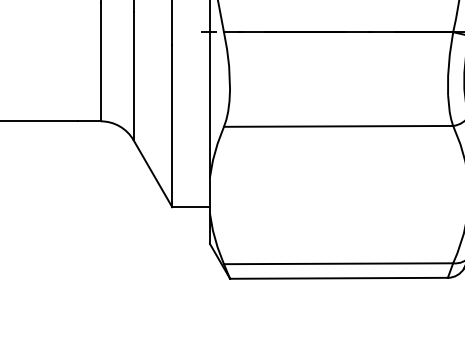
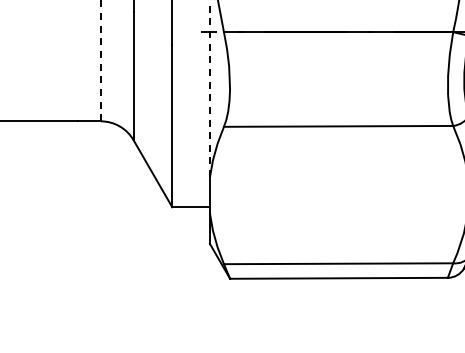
line: solid -> dashed (100, 62)
line: solid -> dashed (210, 88)
